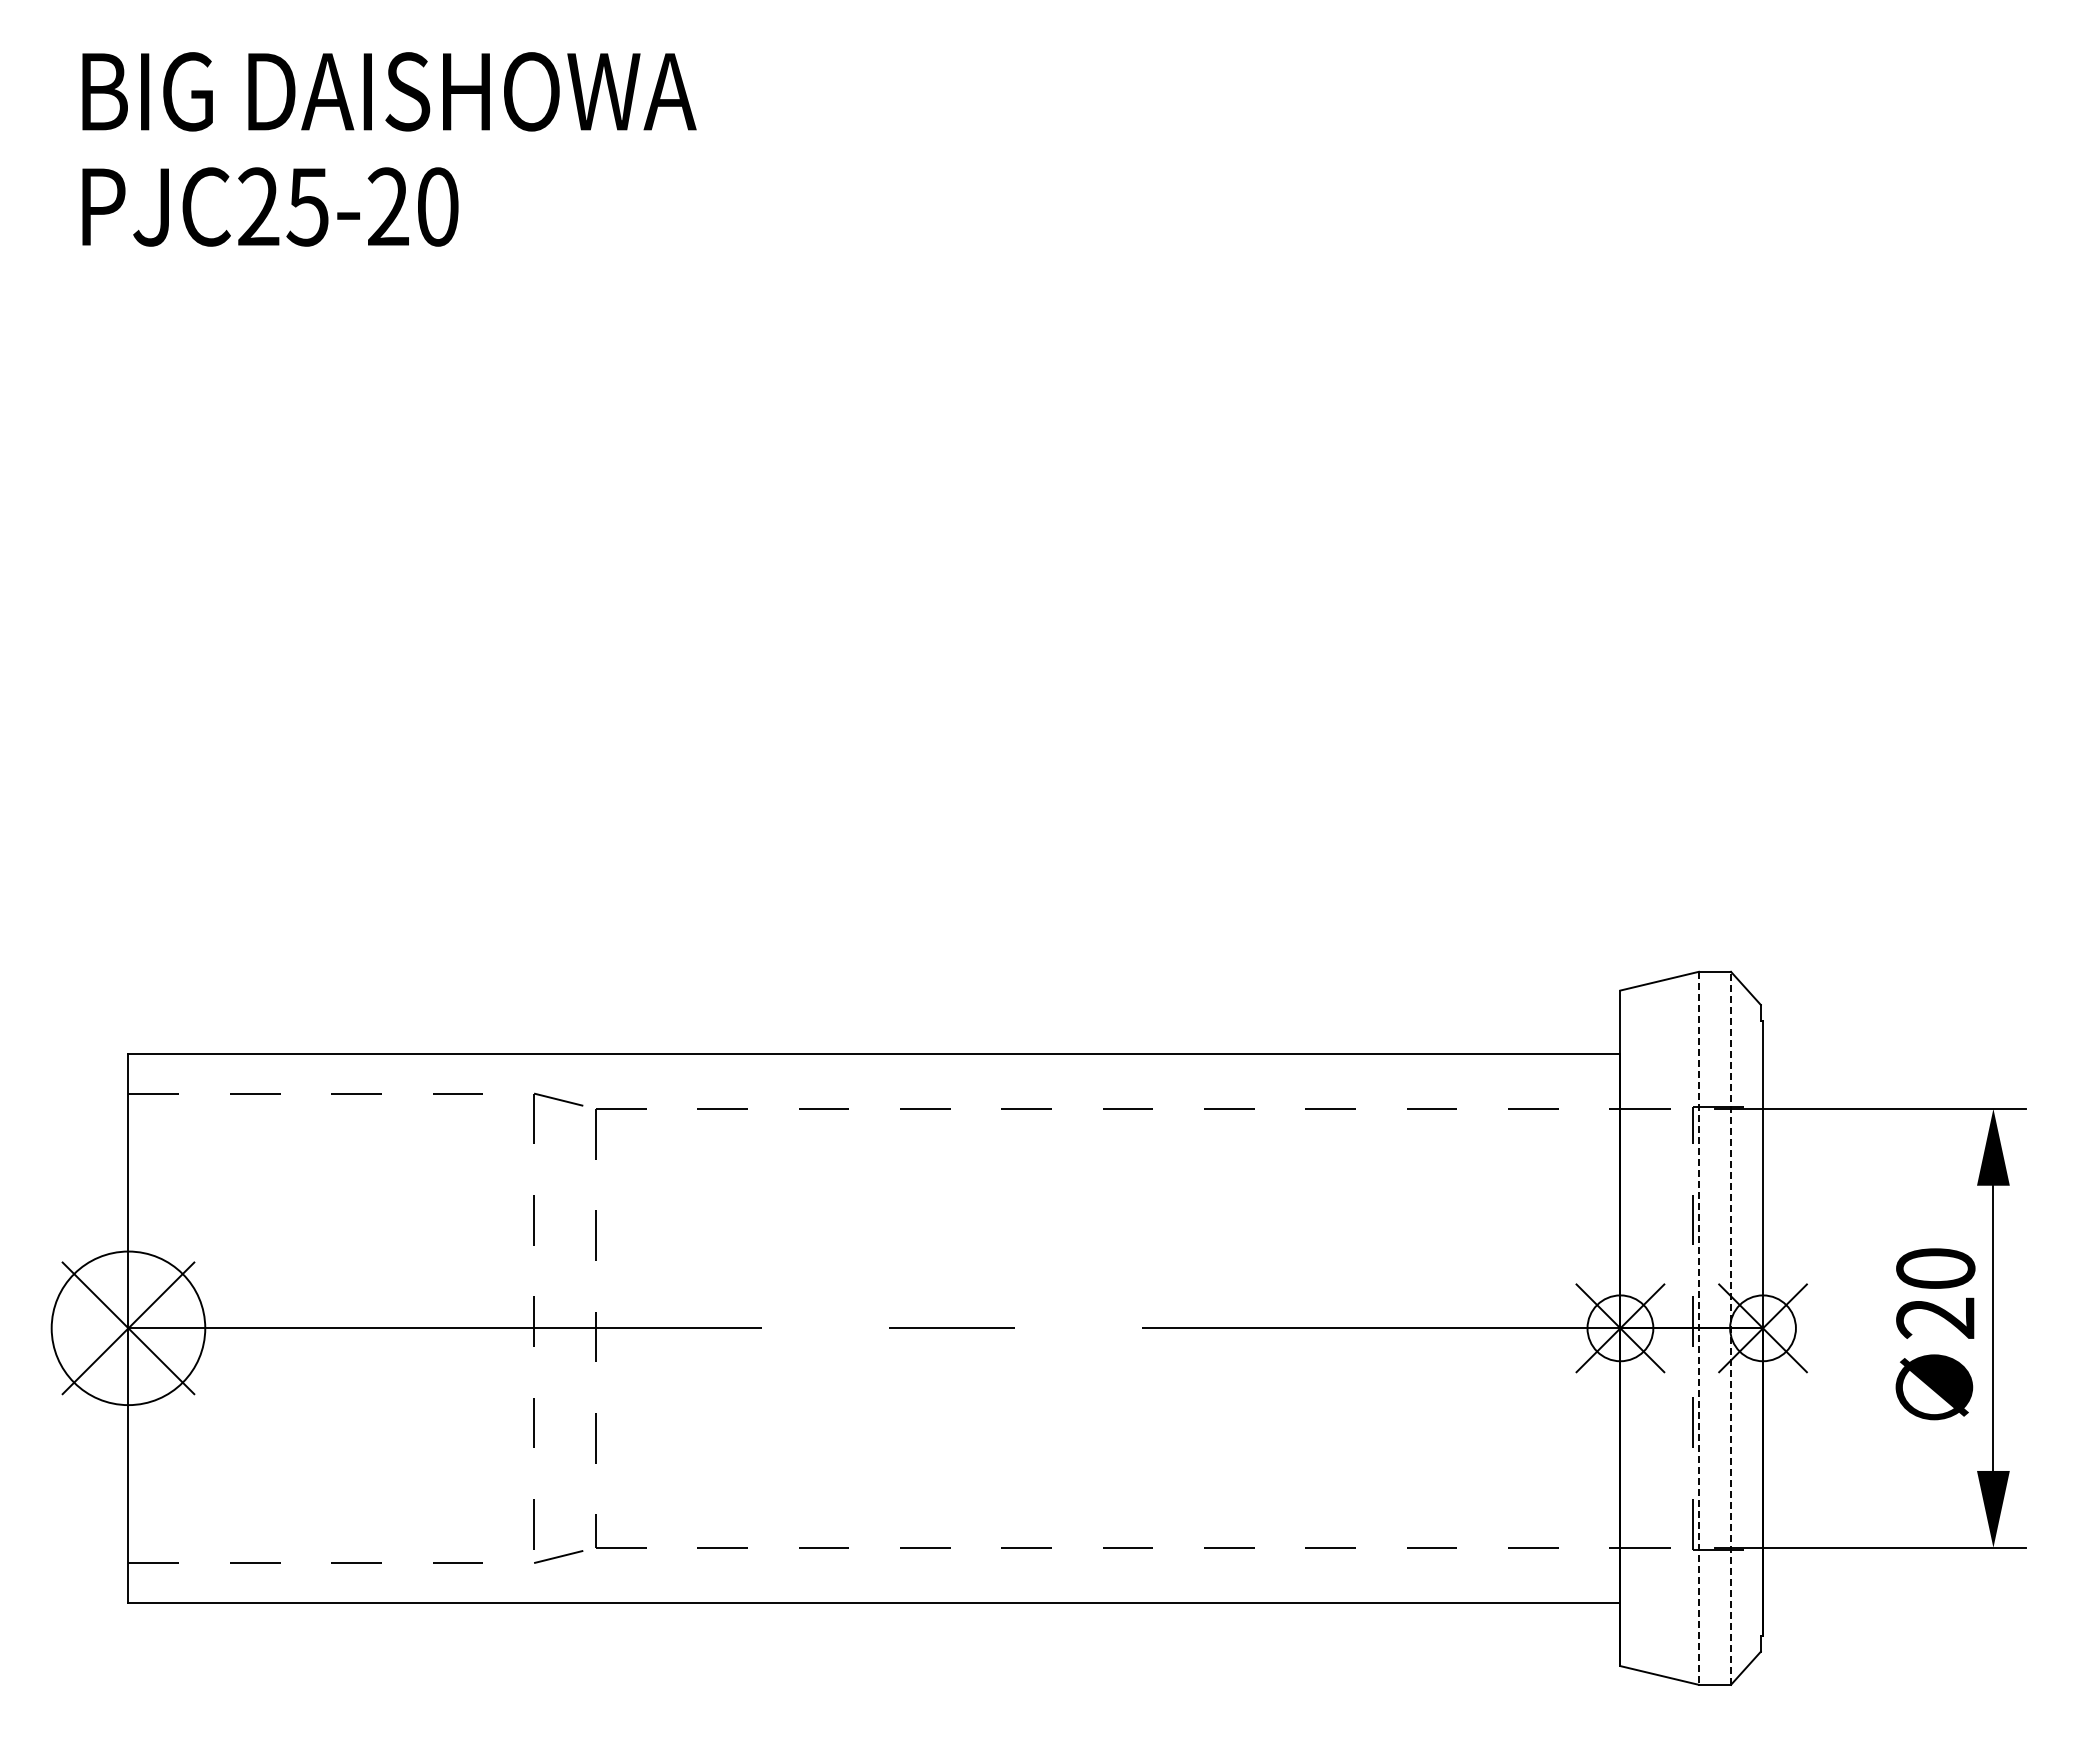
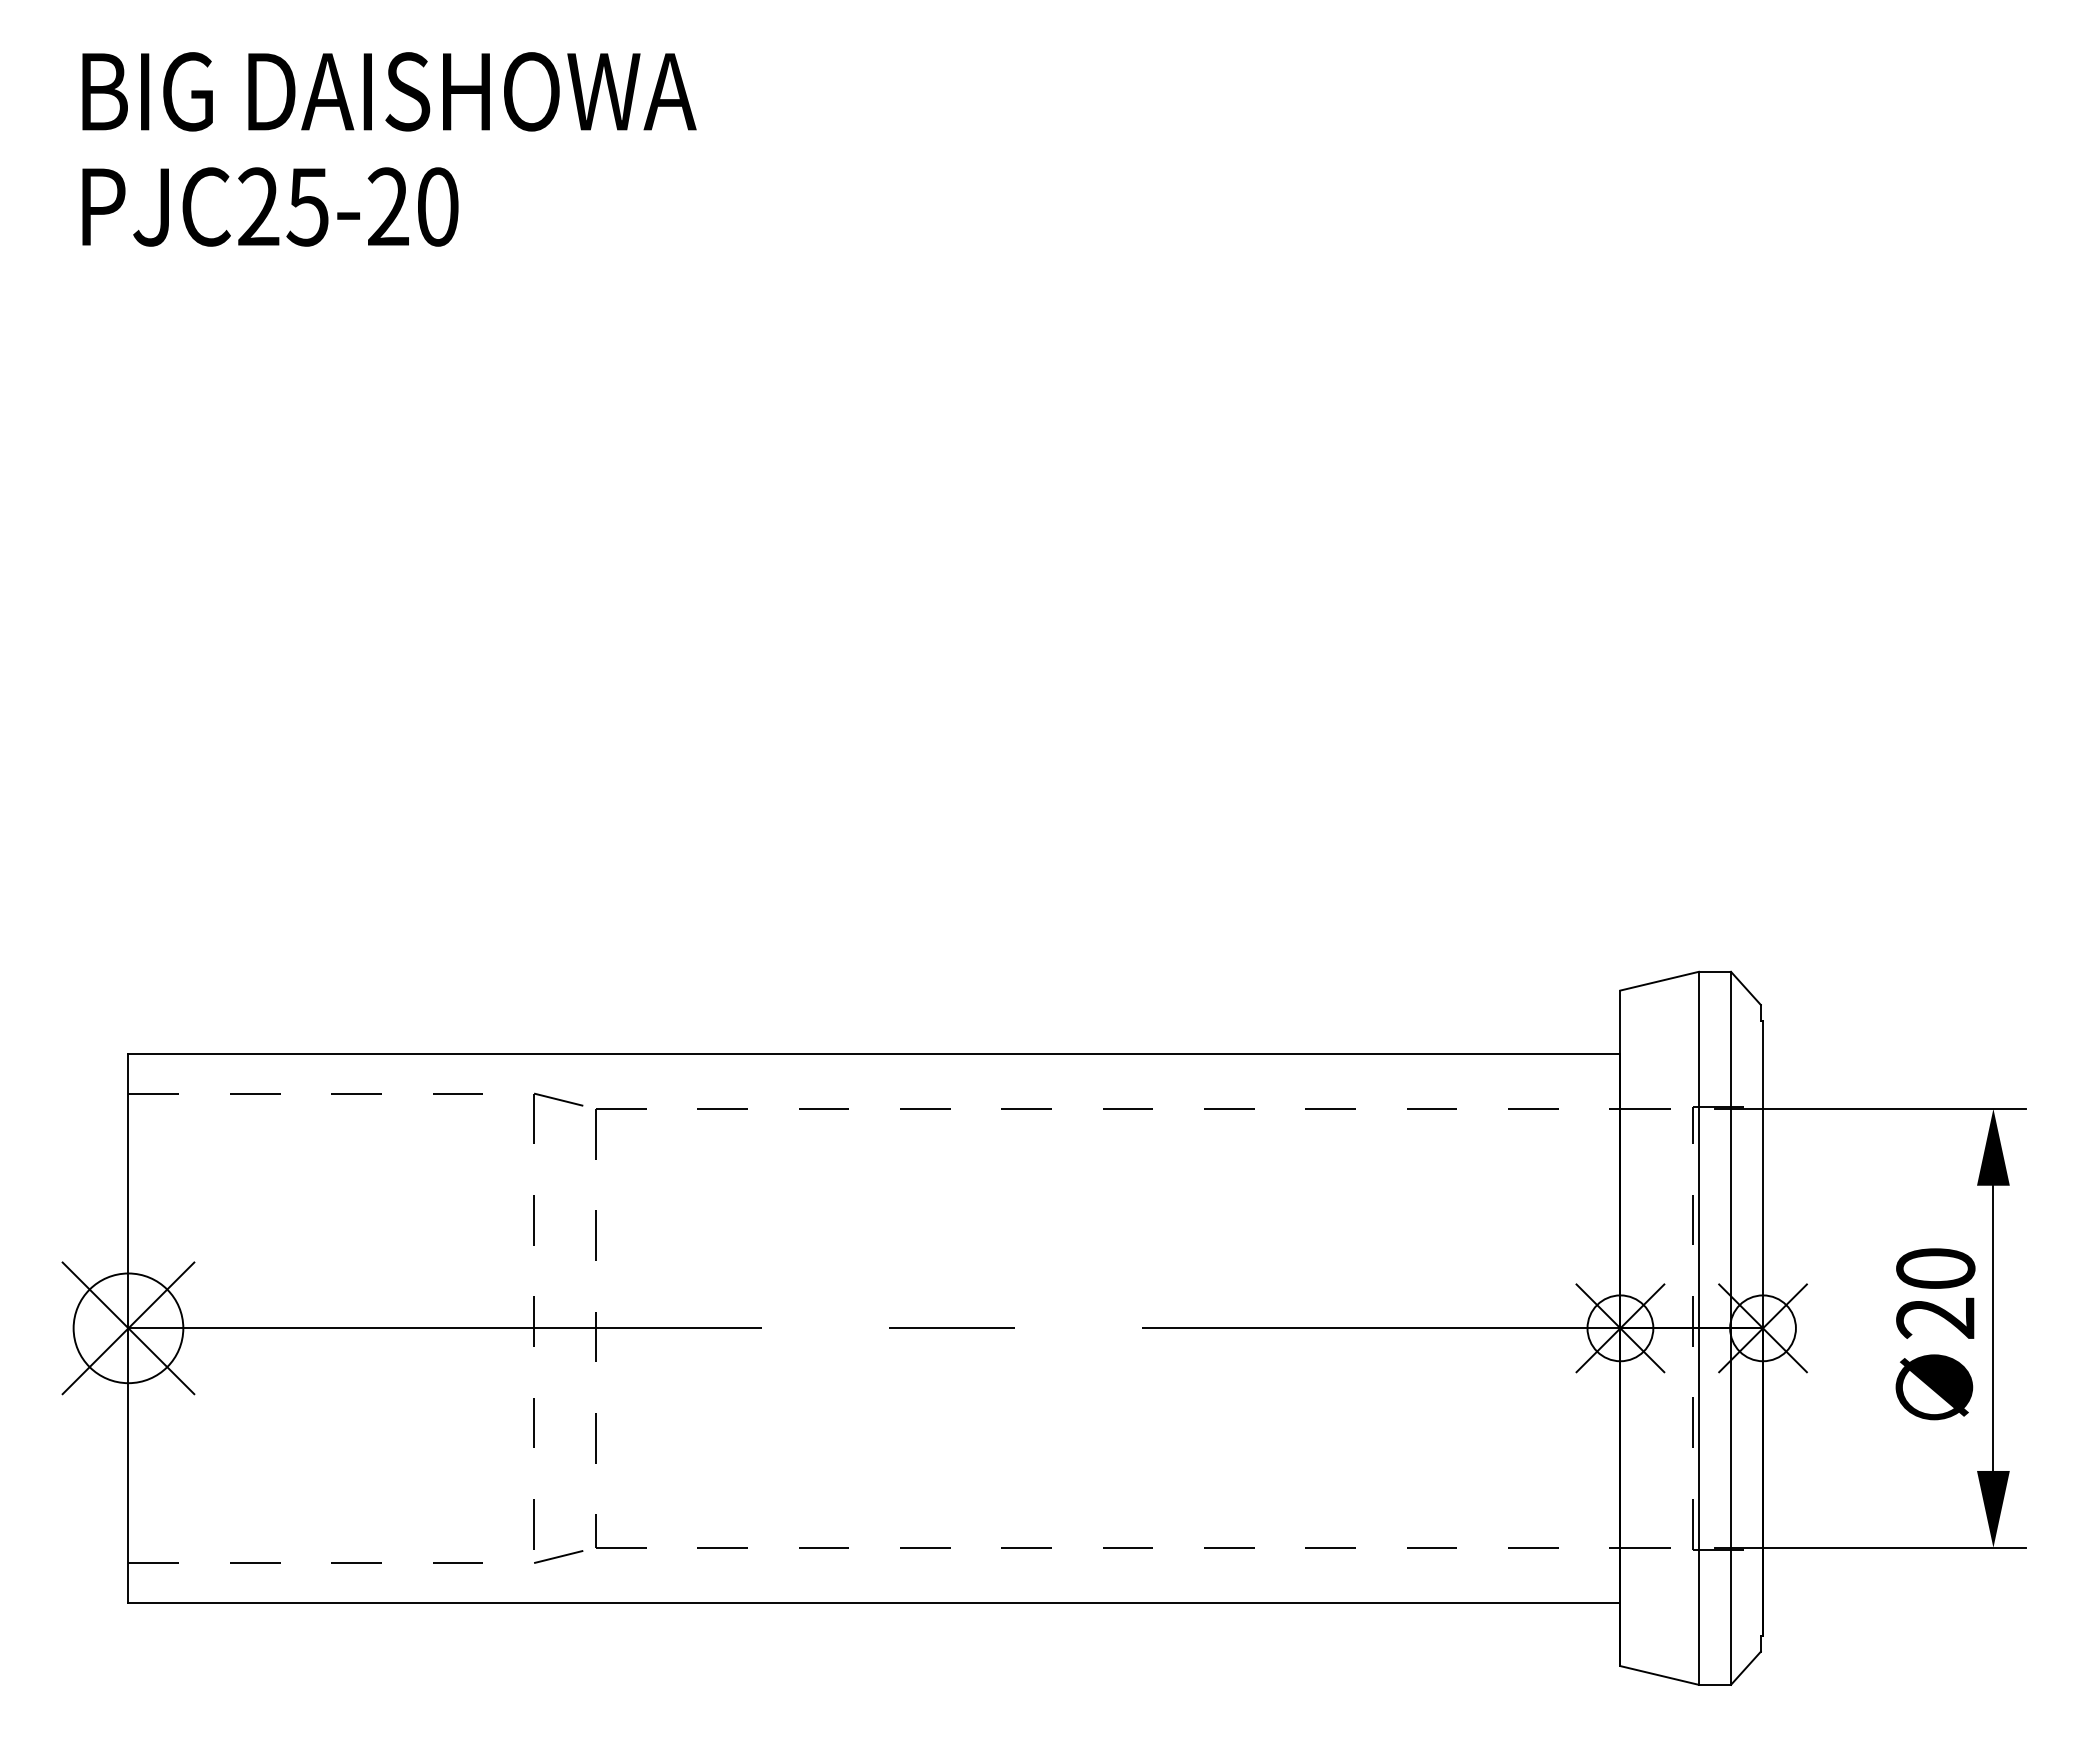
circle diameter: 154 px -> 110 px (128, 1328)
line: dashed -> solid (1698, 1328)
line: dashed -> solid (1731, 1328)
